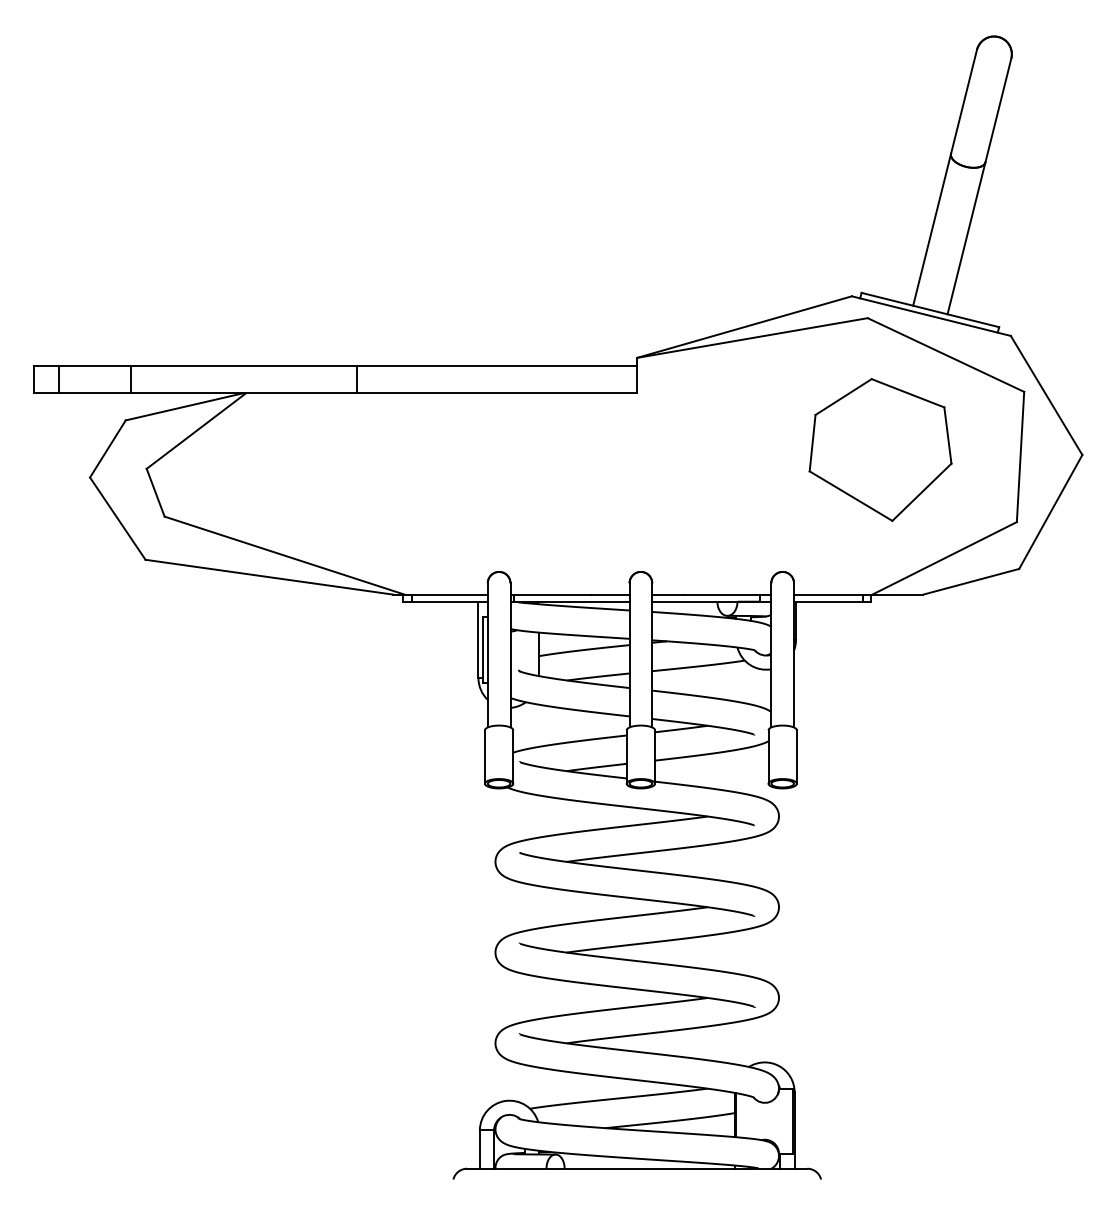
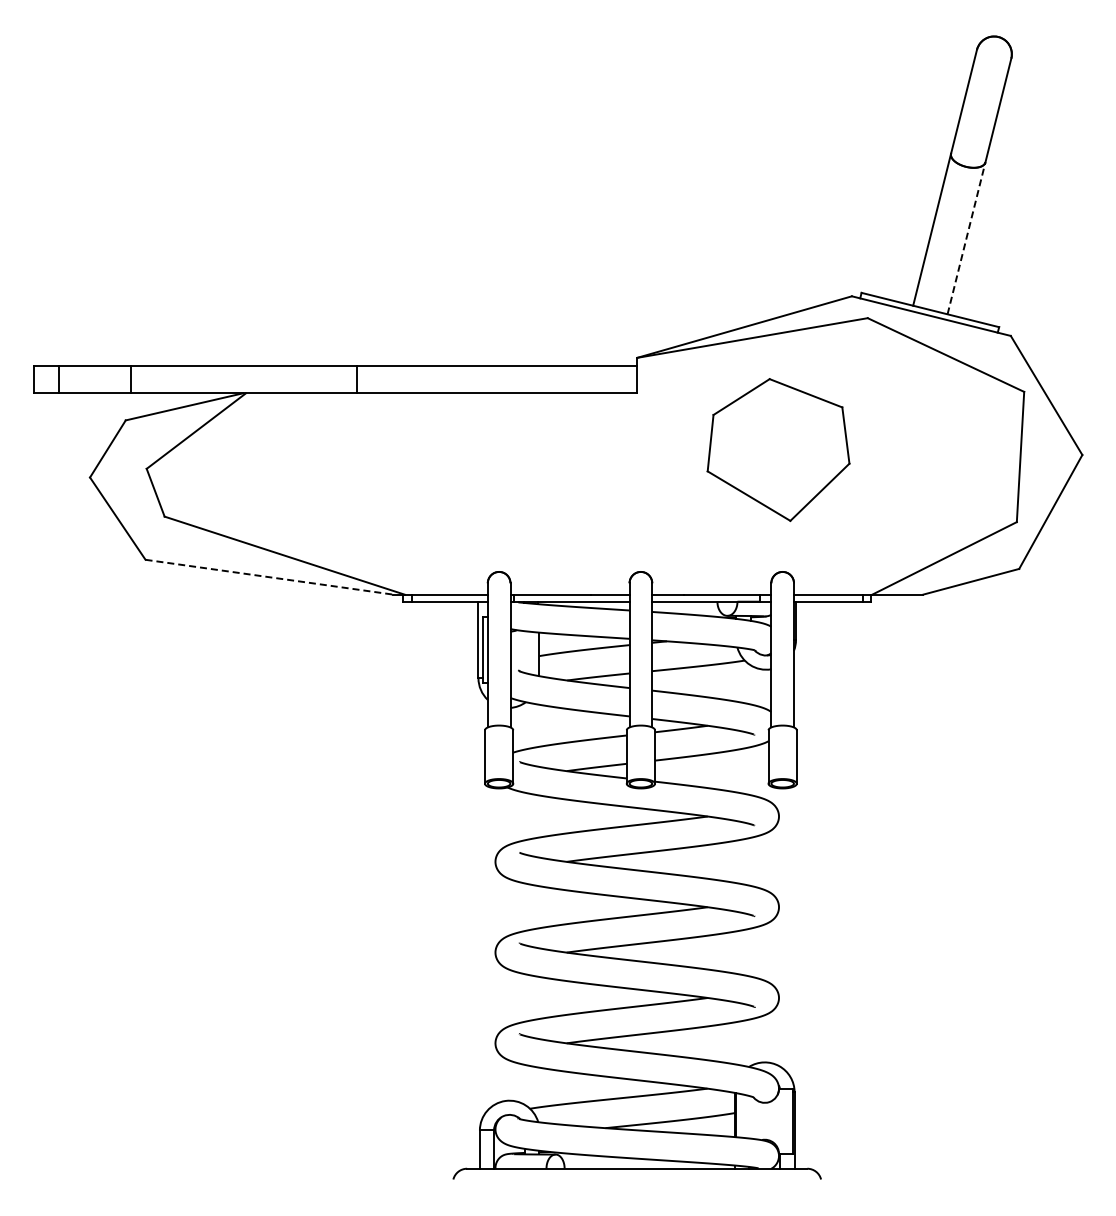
line: solid -> dashed (966, 237)
part position: (880, 449) -> (778, 449) (778, 449)
line: solid -> dashed (269, 577)
